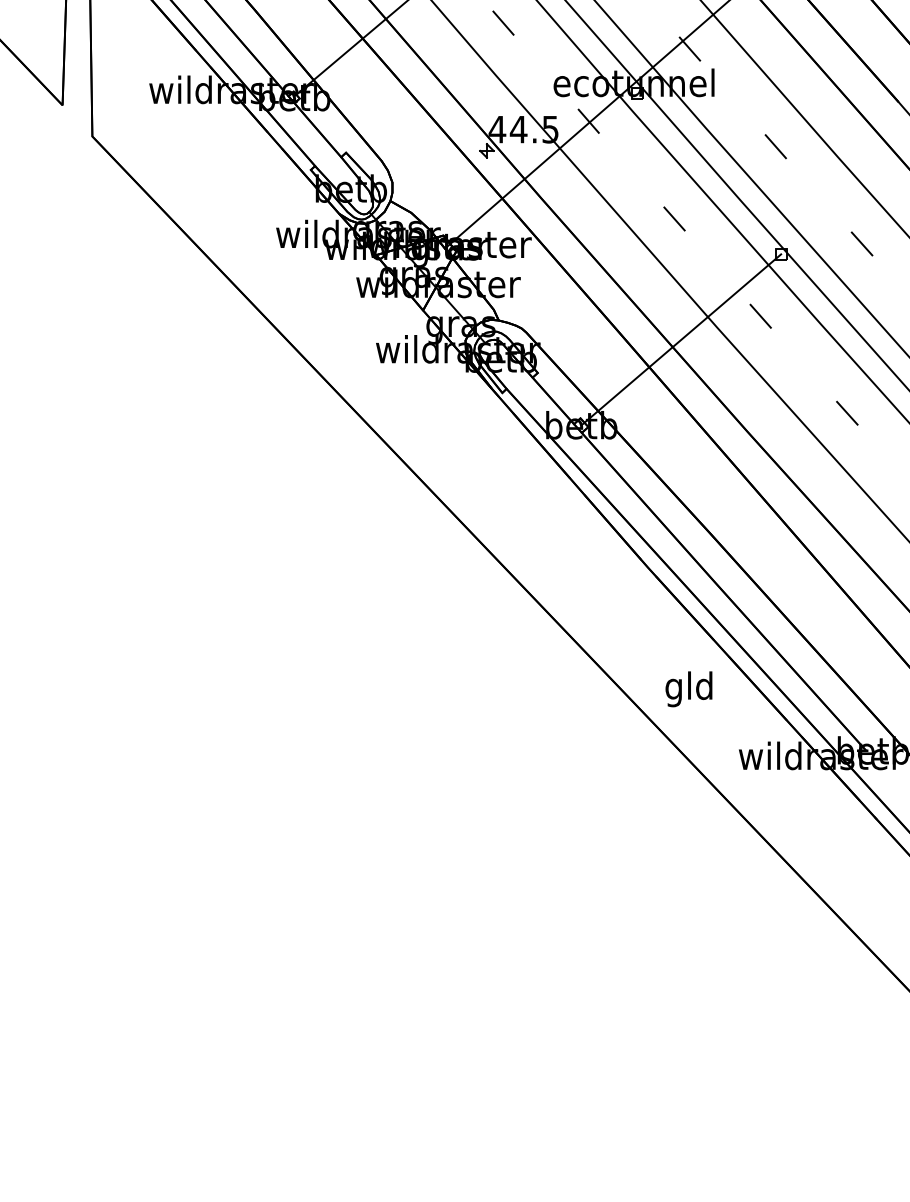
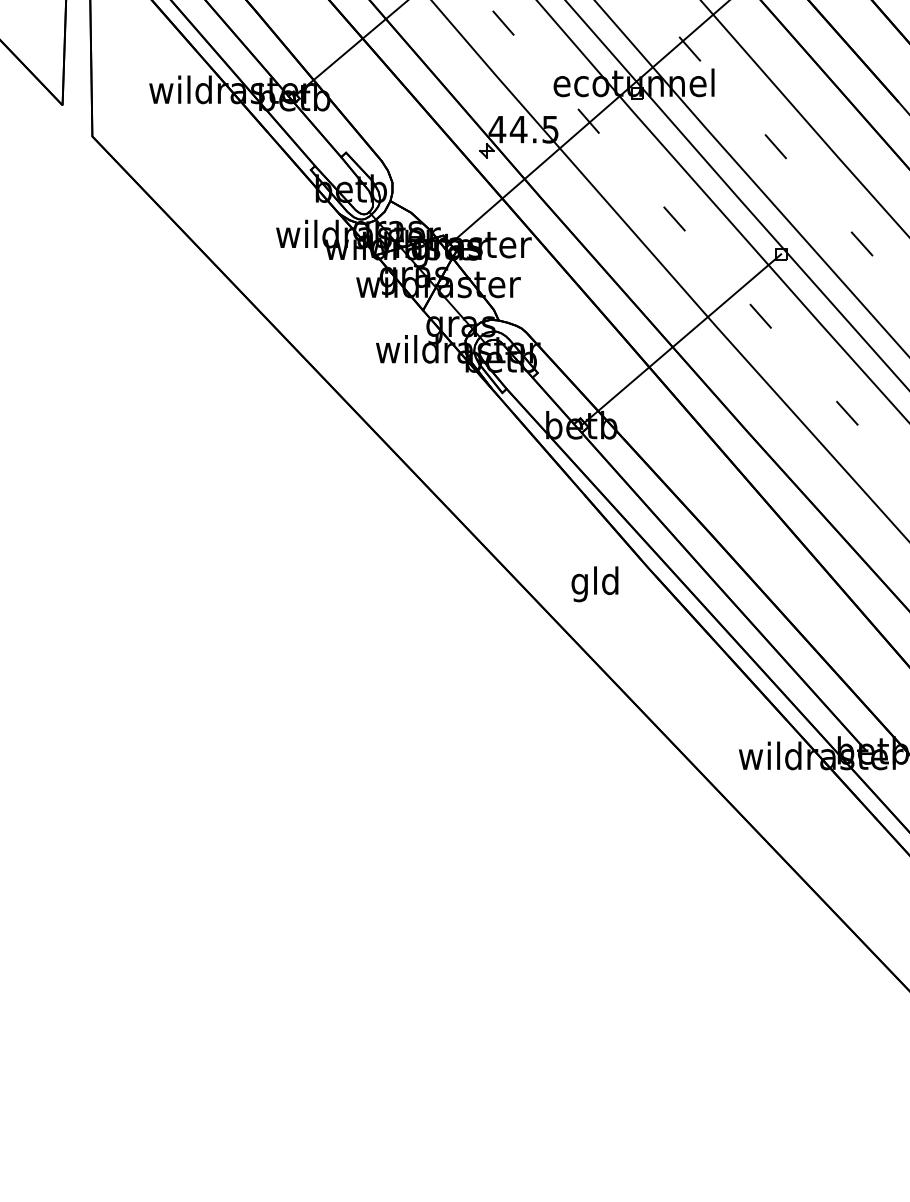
text position: (688, 689) -> (594, 584) (594, 584)
